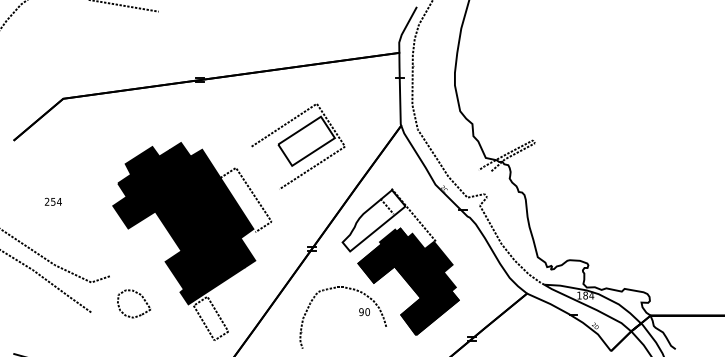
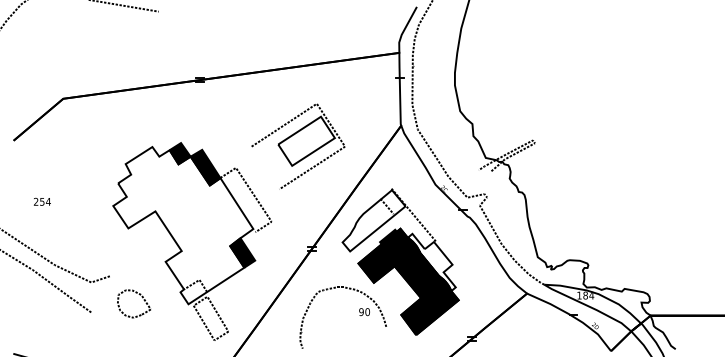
text position: (53, 201) -> (42, 201) (42, 201)
fill: present -> none (183, 225)
fill: present -> none (431, 262)
